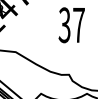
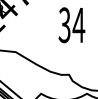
text: 37 -> 34 (78, 25)
